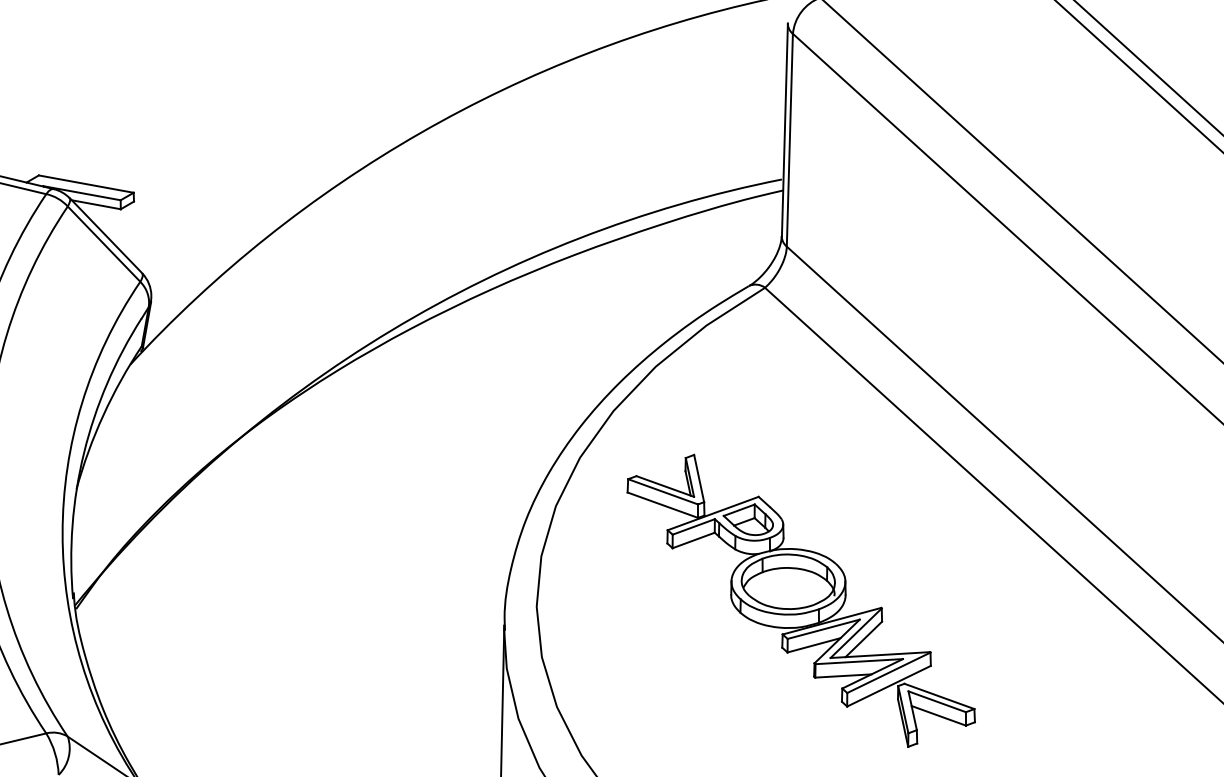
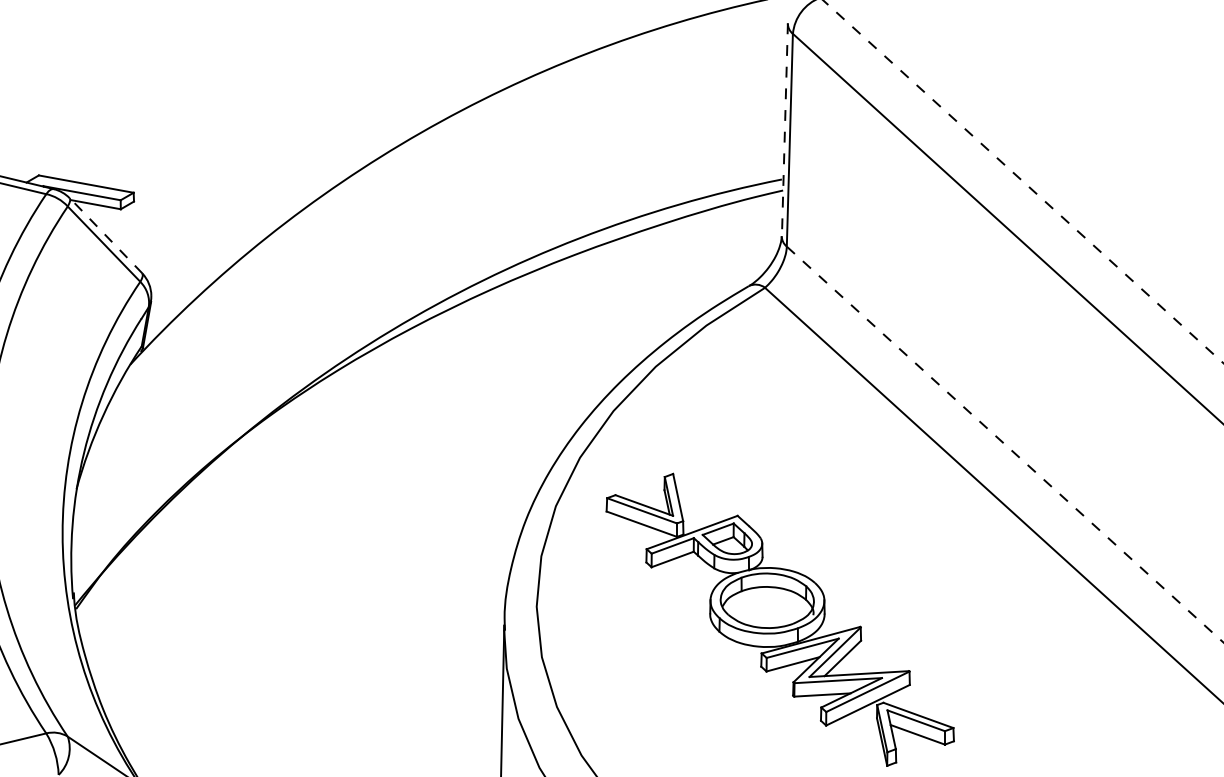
line: present -> none (1148, 67)
line: present -> none (1138, 76)
line: solid -> dashed (784, 130)
line: solid -> dashed (1023, 182)
line: solid -> dashed (105, 235)
line: solid -> dashed (1005, 444)
part position: (800, 600) -> (779, 619) (779, 619)
